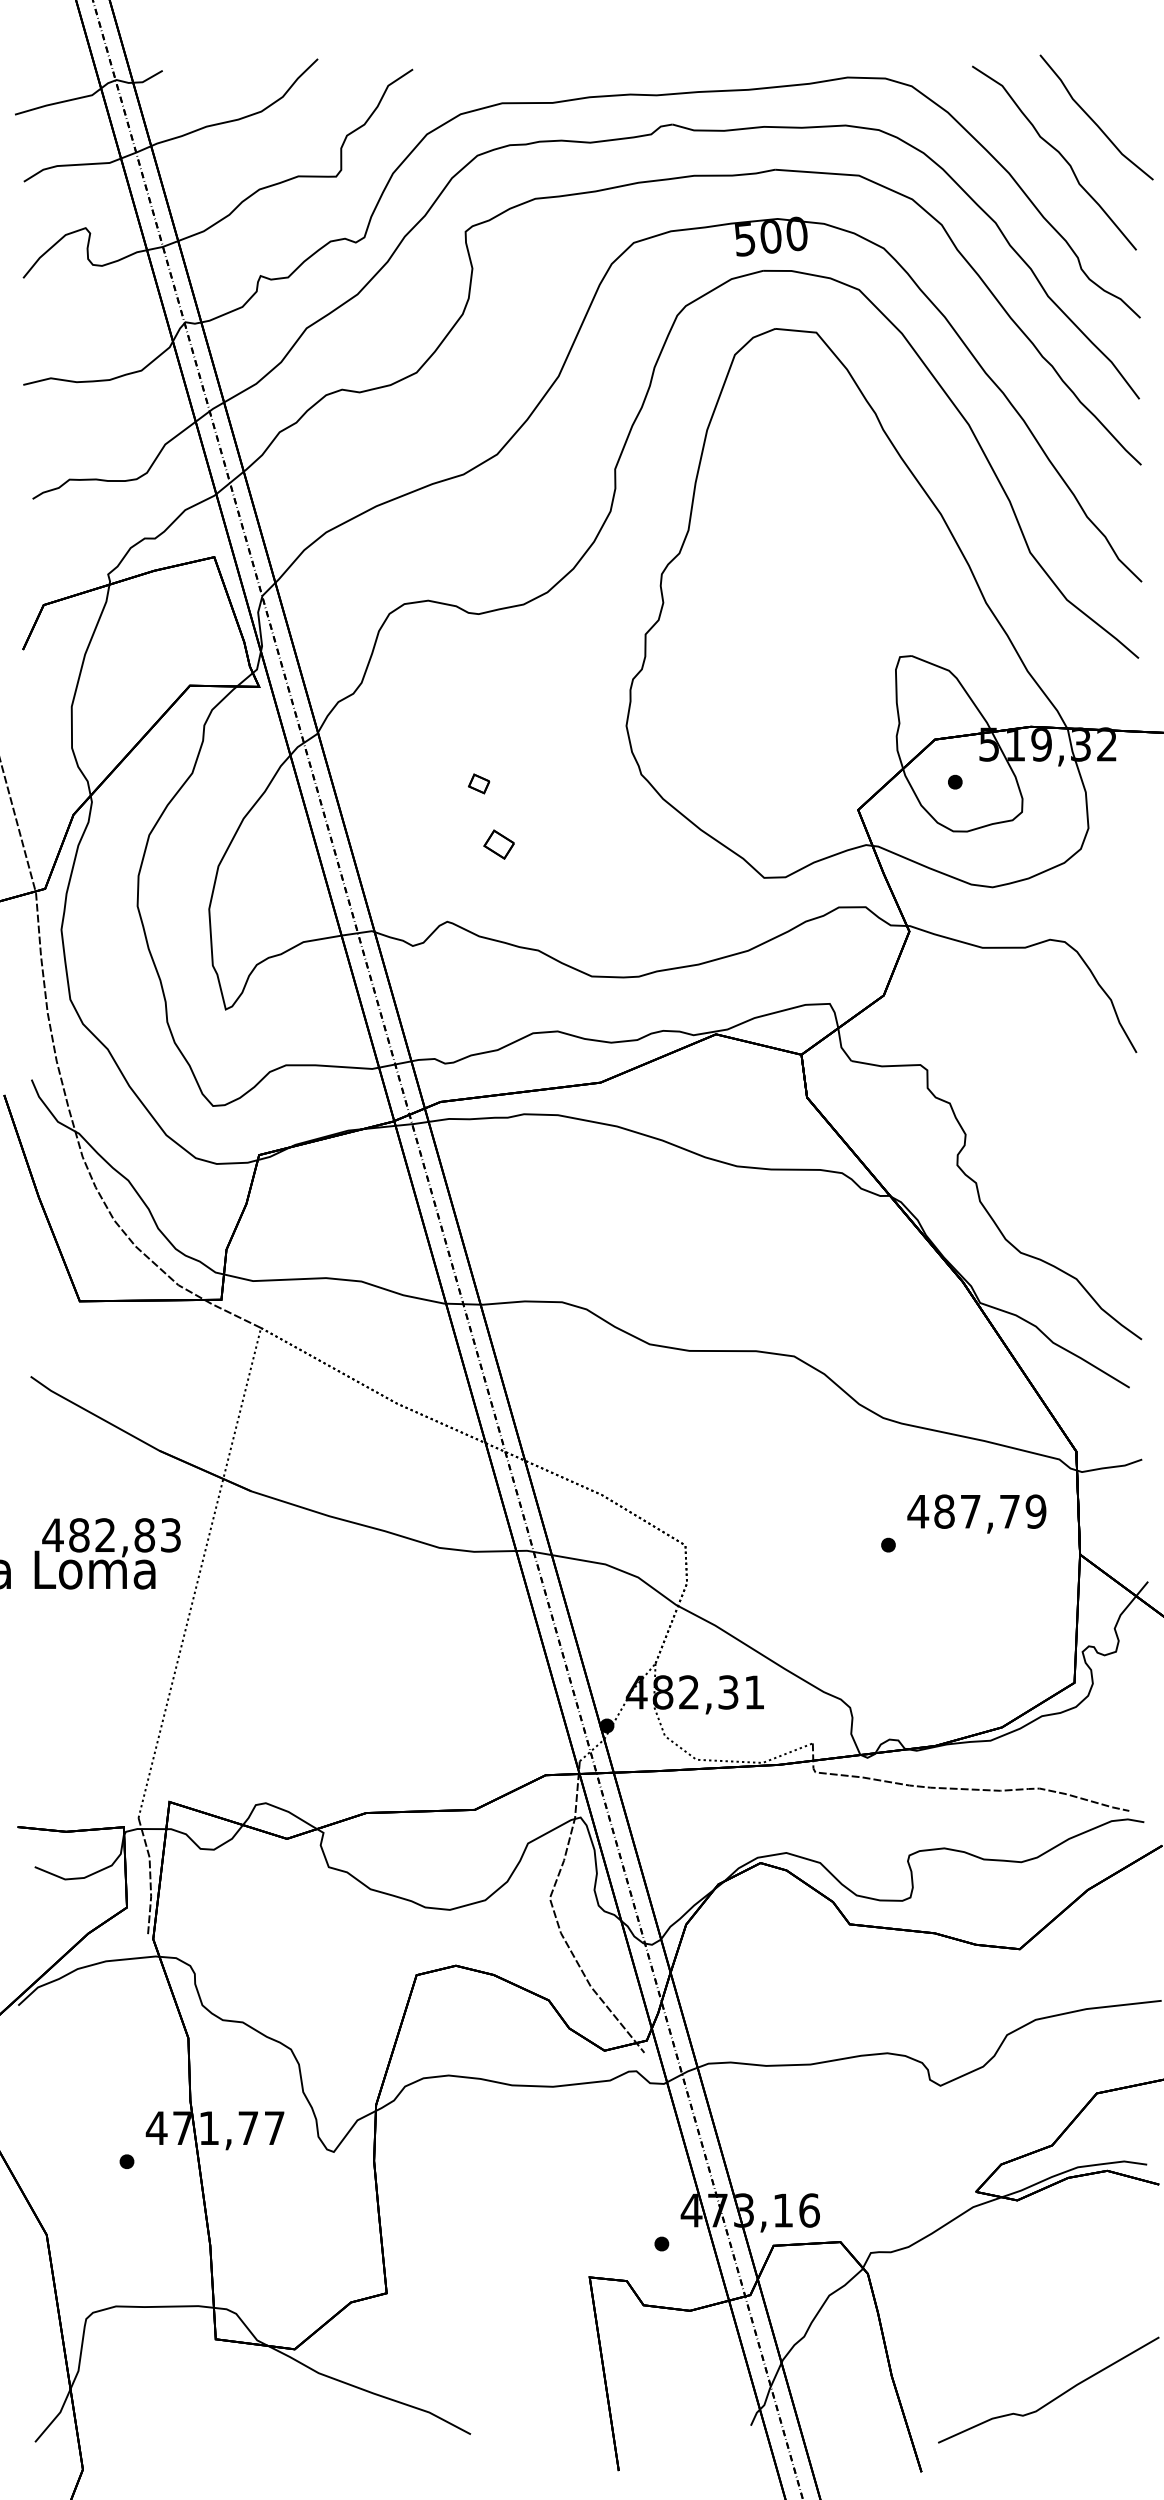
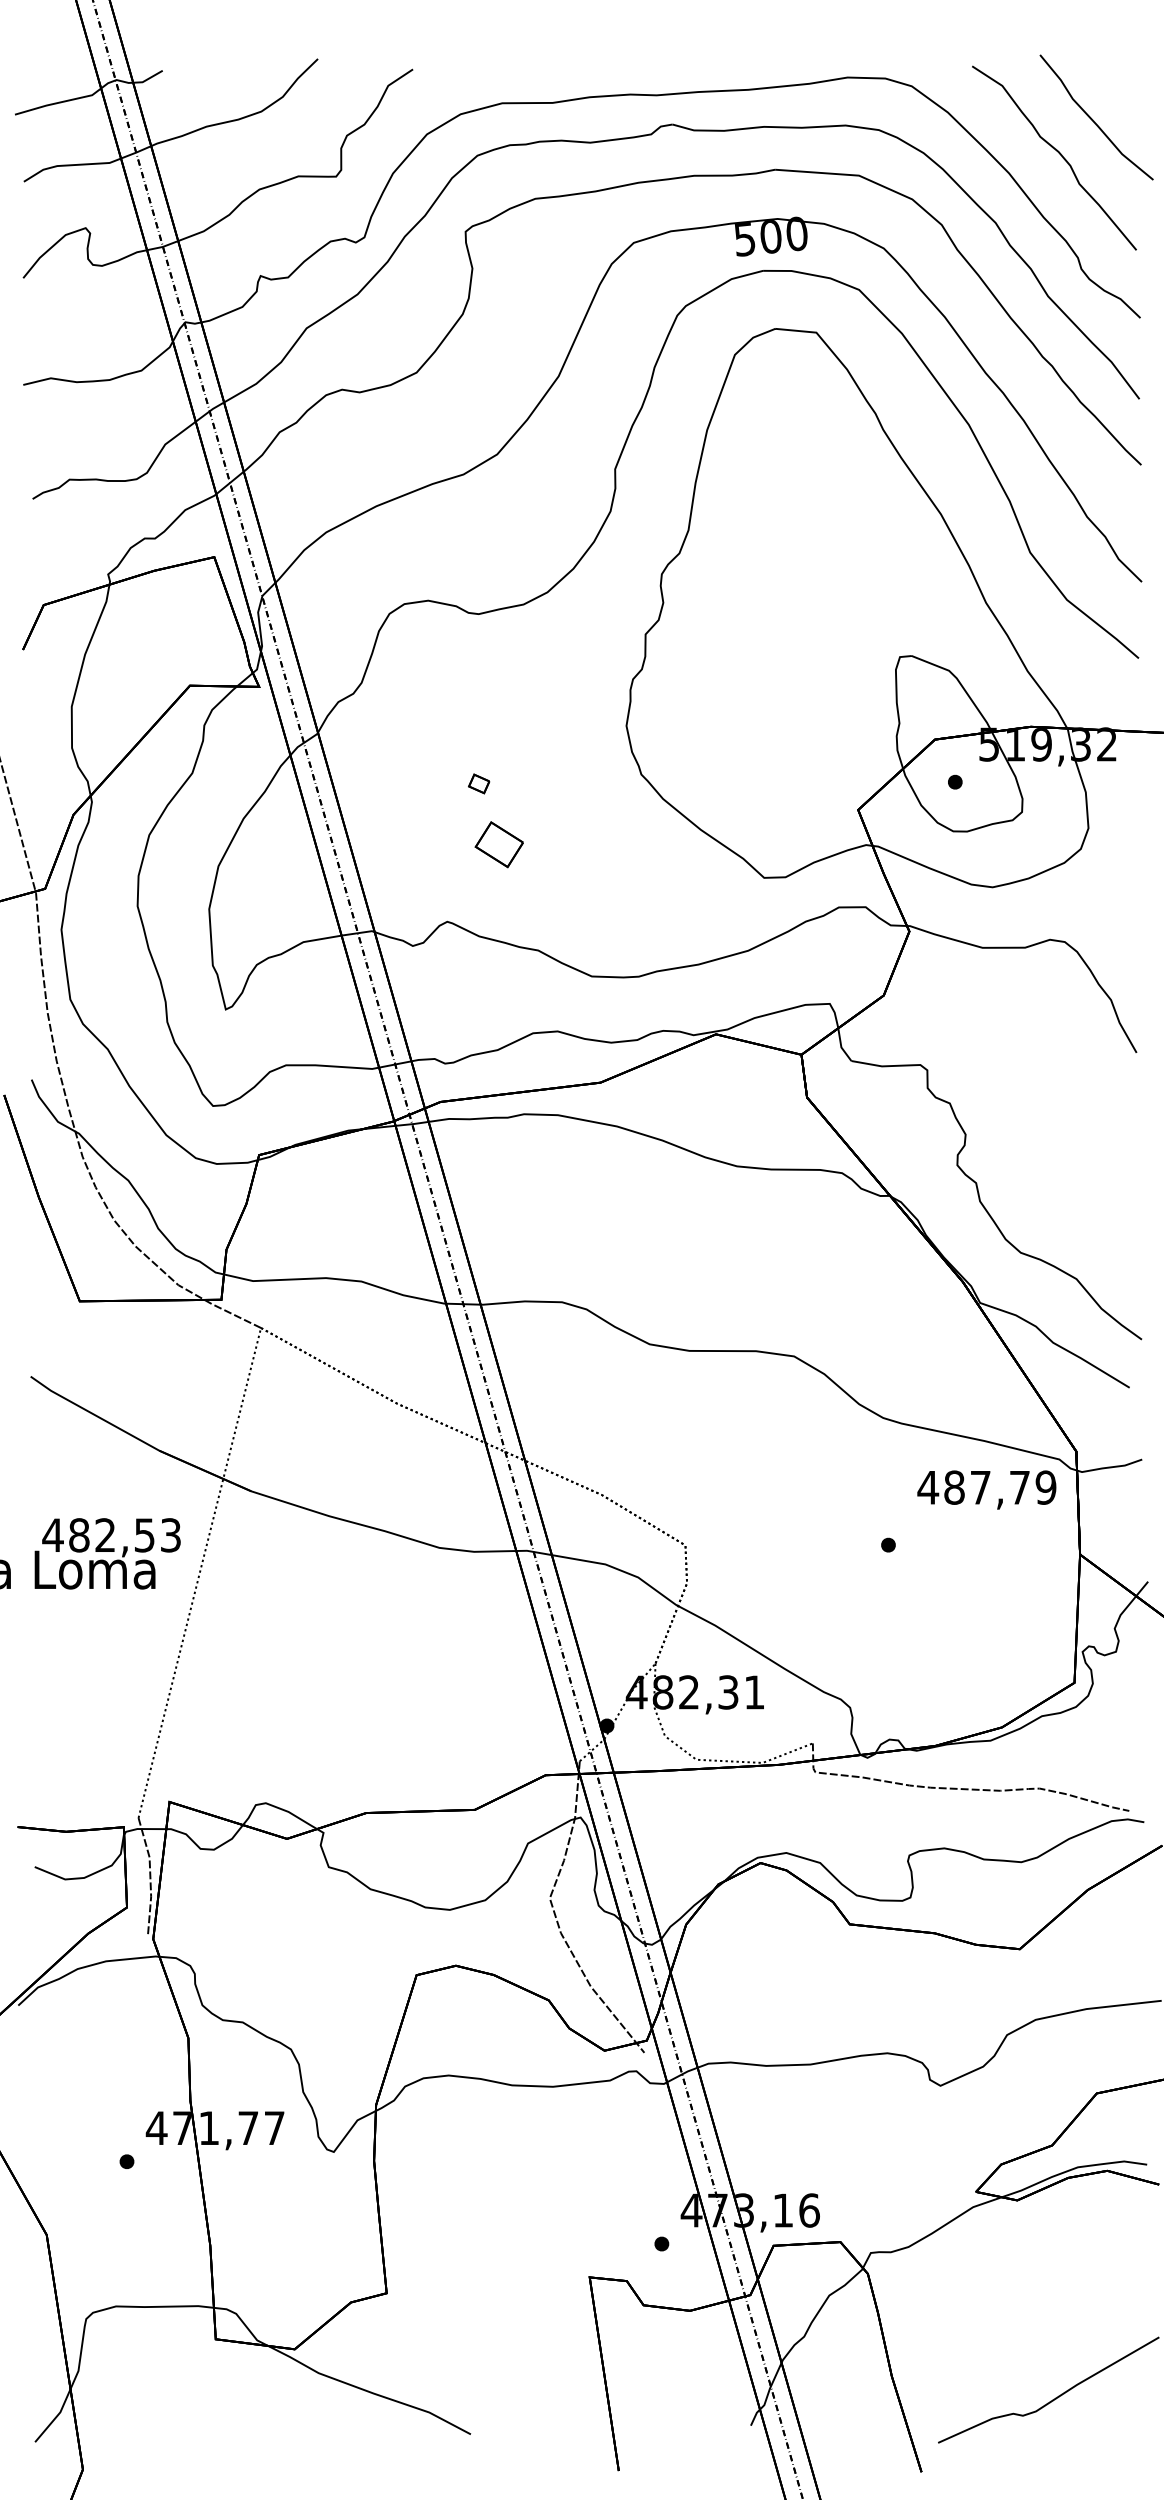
part size: 32x31 px -> 50x48 px (498, 844)
text position: (976, 1513) -> (986, 1489) (986, 1489)
text: 482,83 -> 482,53 (144, 1535)
